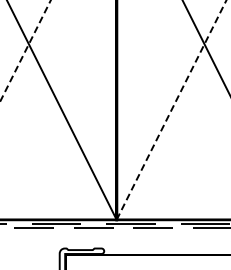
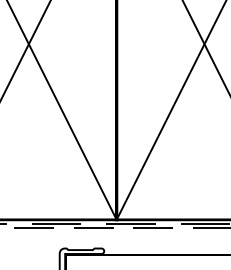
line: dashed -> solid (25, 50)
line: dashed -> solid (171, 109)
